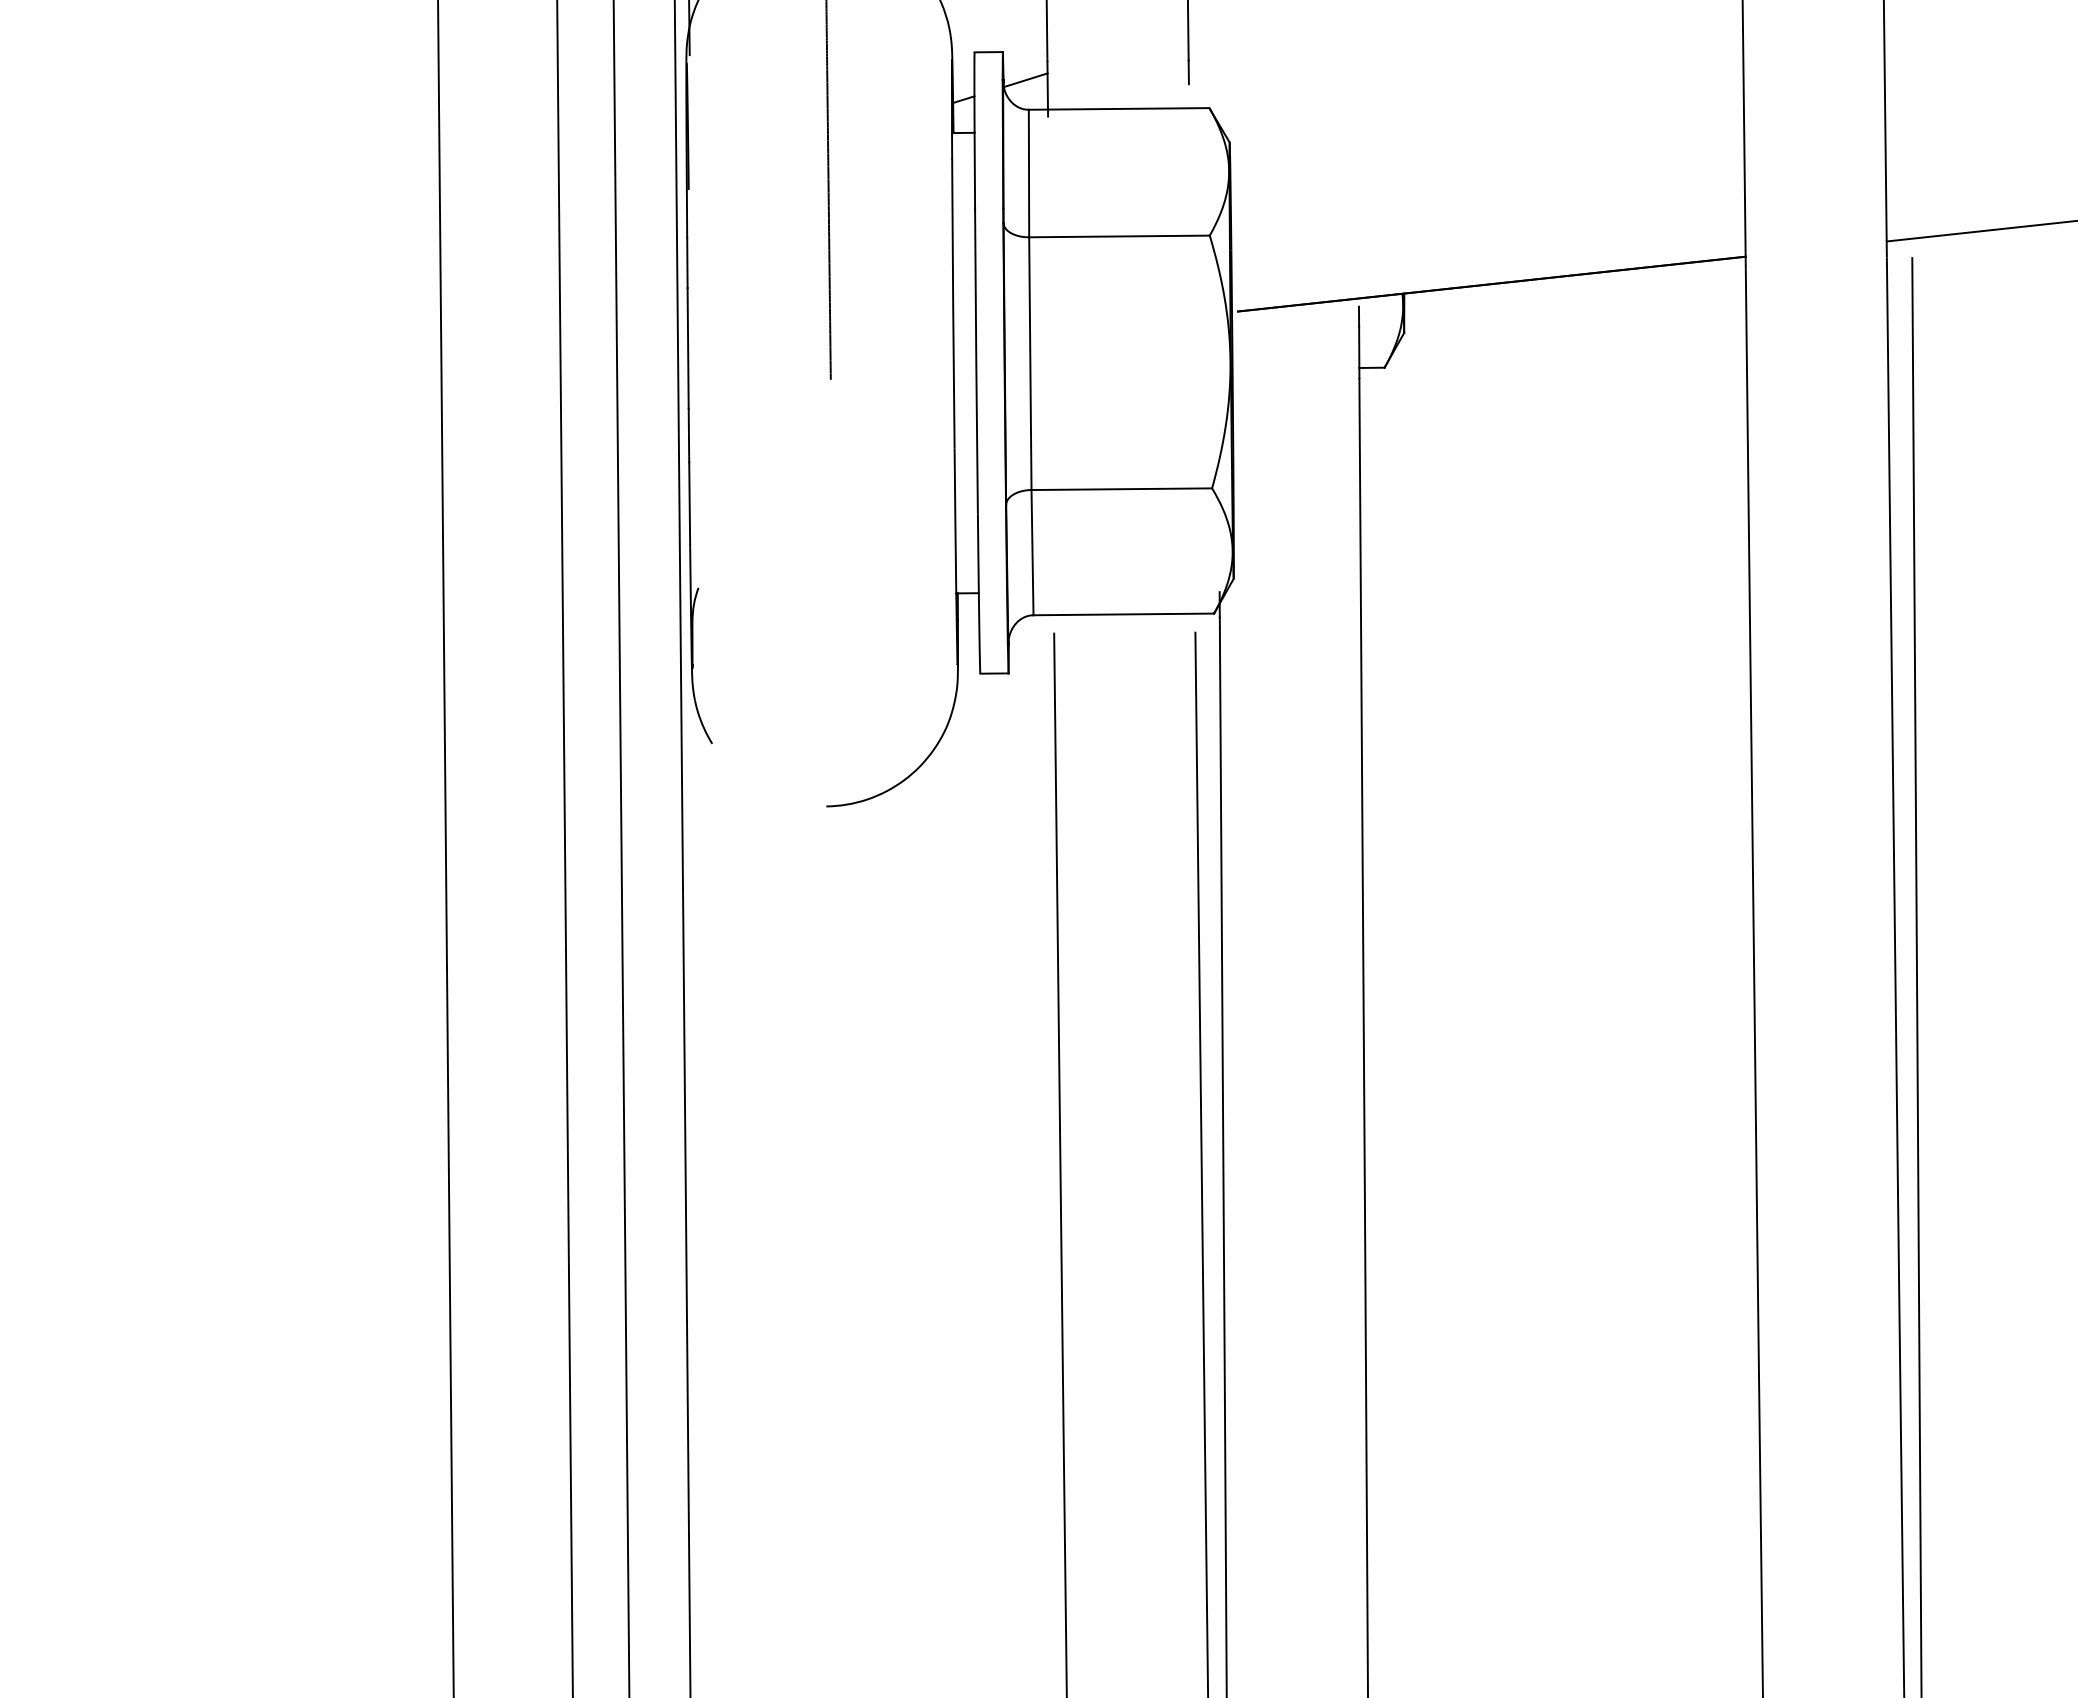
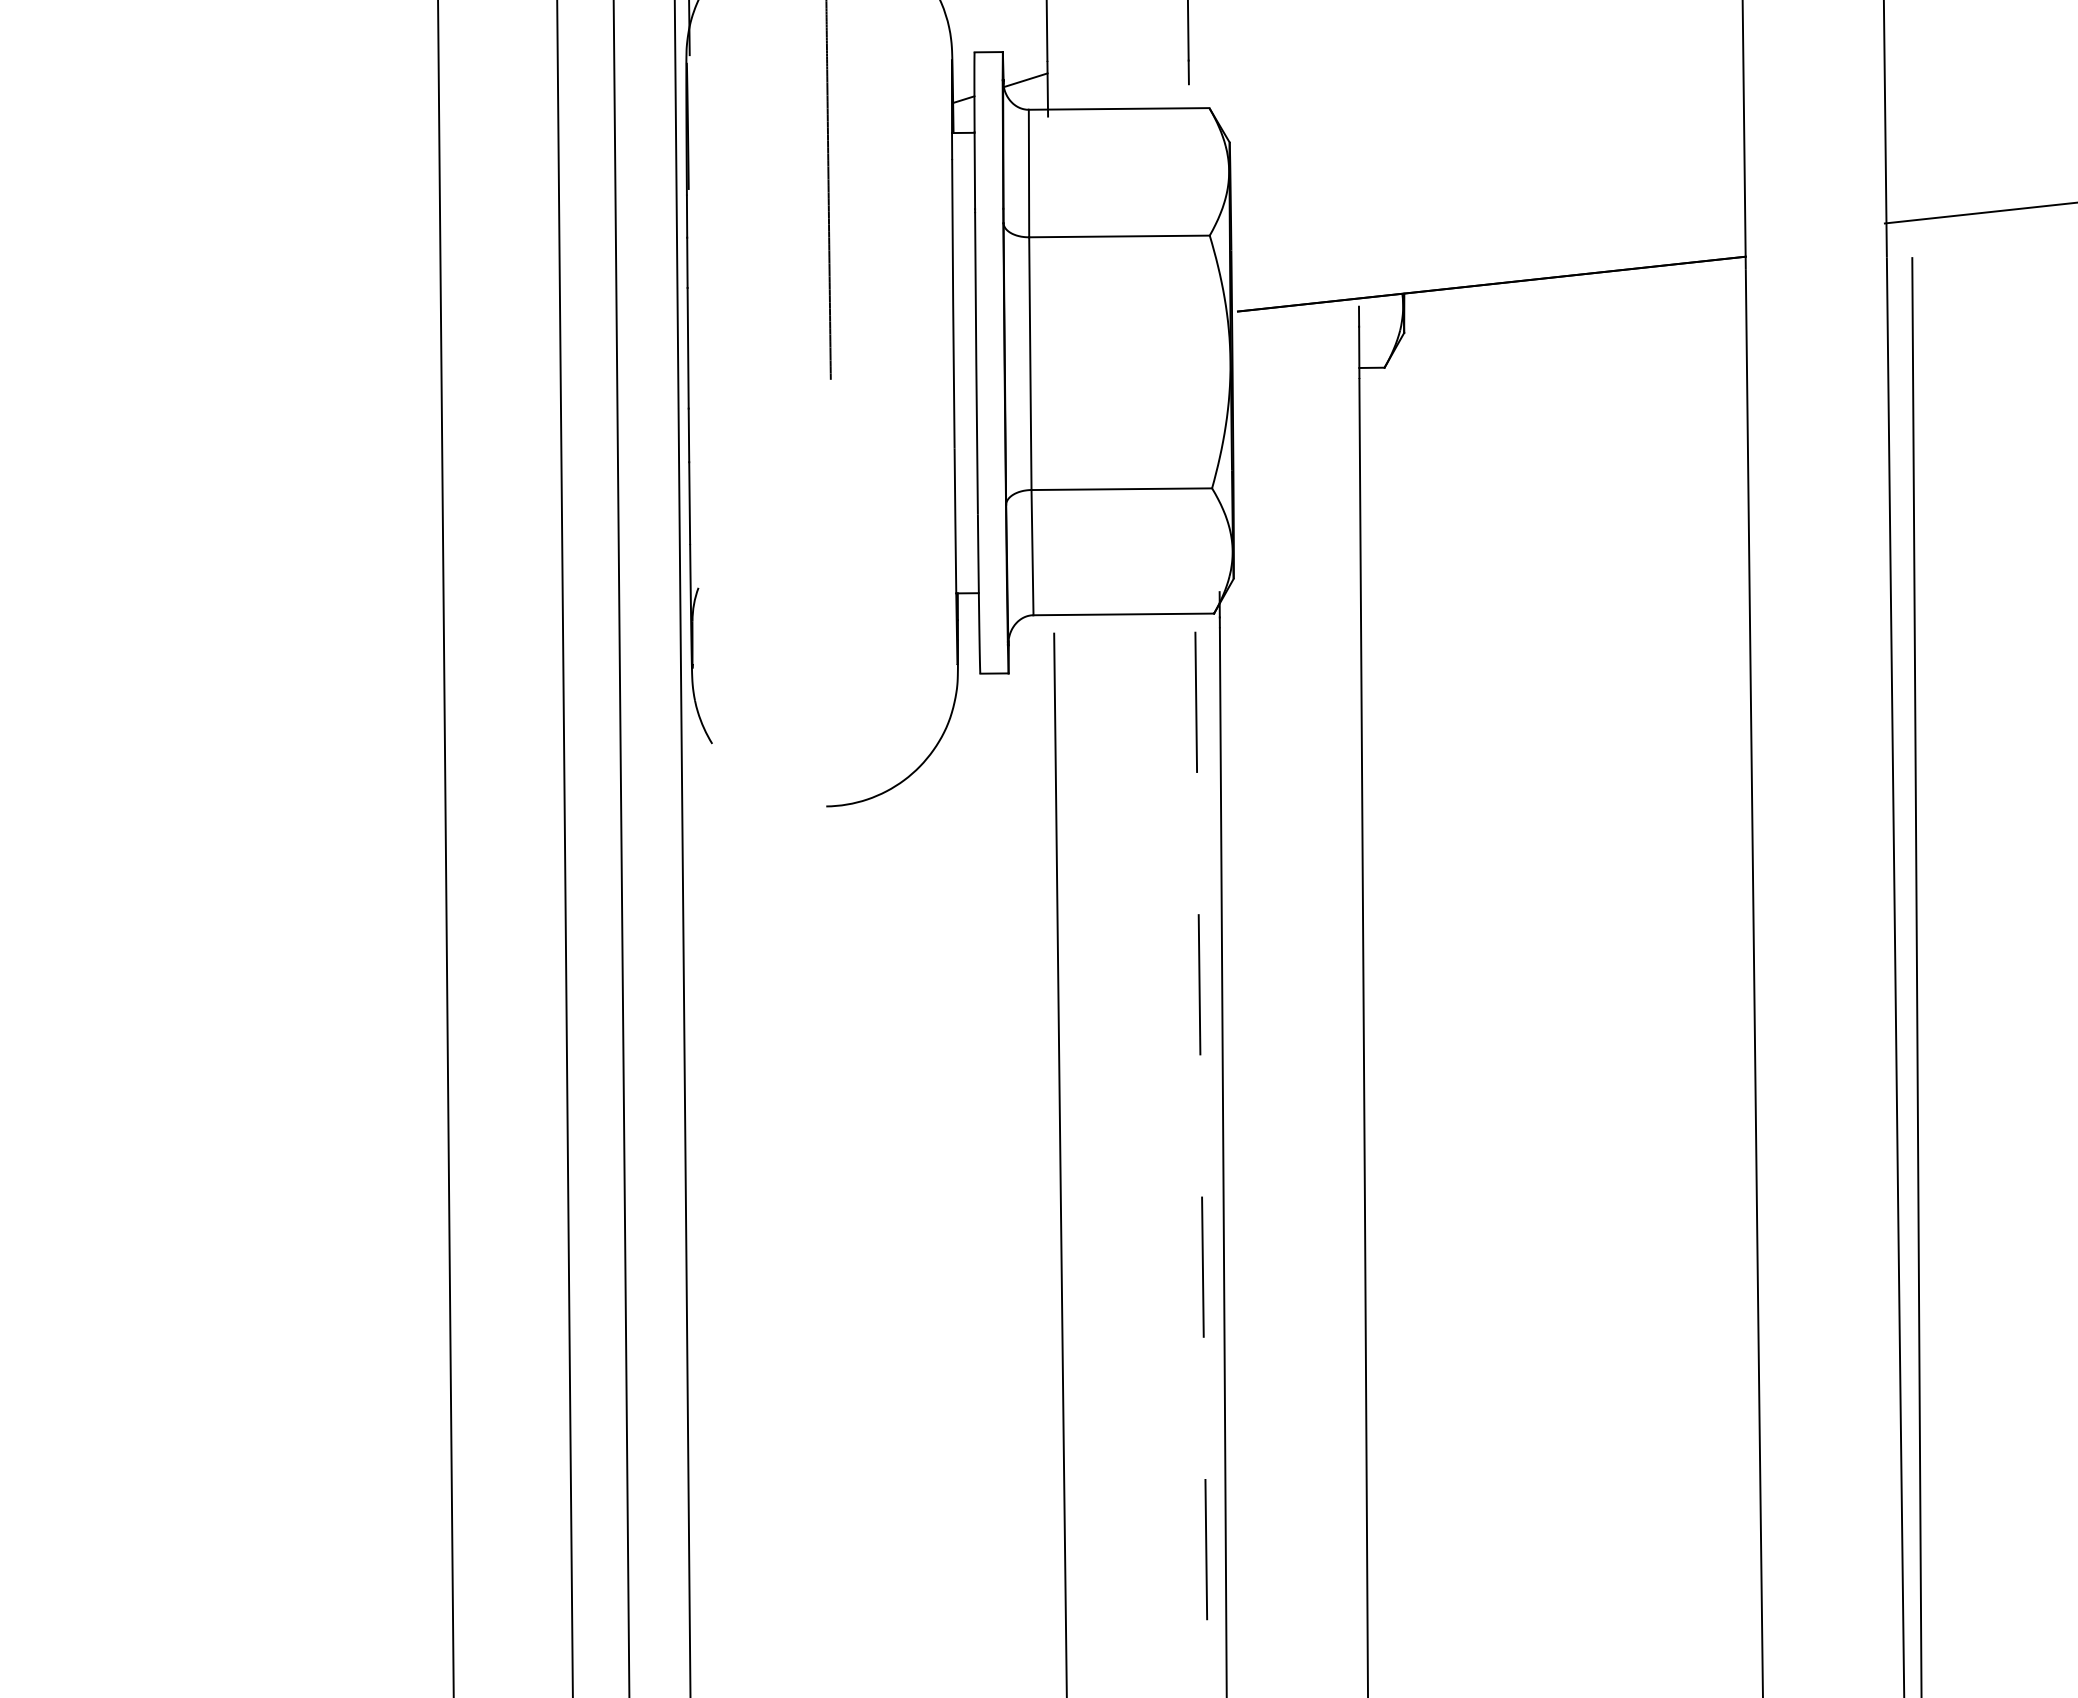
line position: (1980, 231) -> (1979, 212) (1979, 212)
arc: solid -> dashed (1201, 1164)
